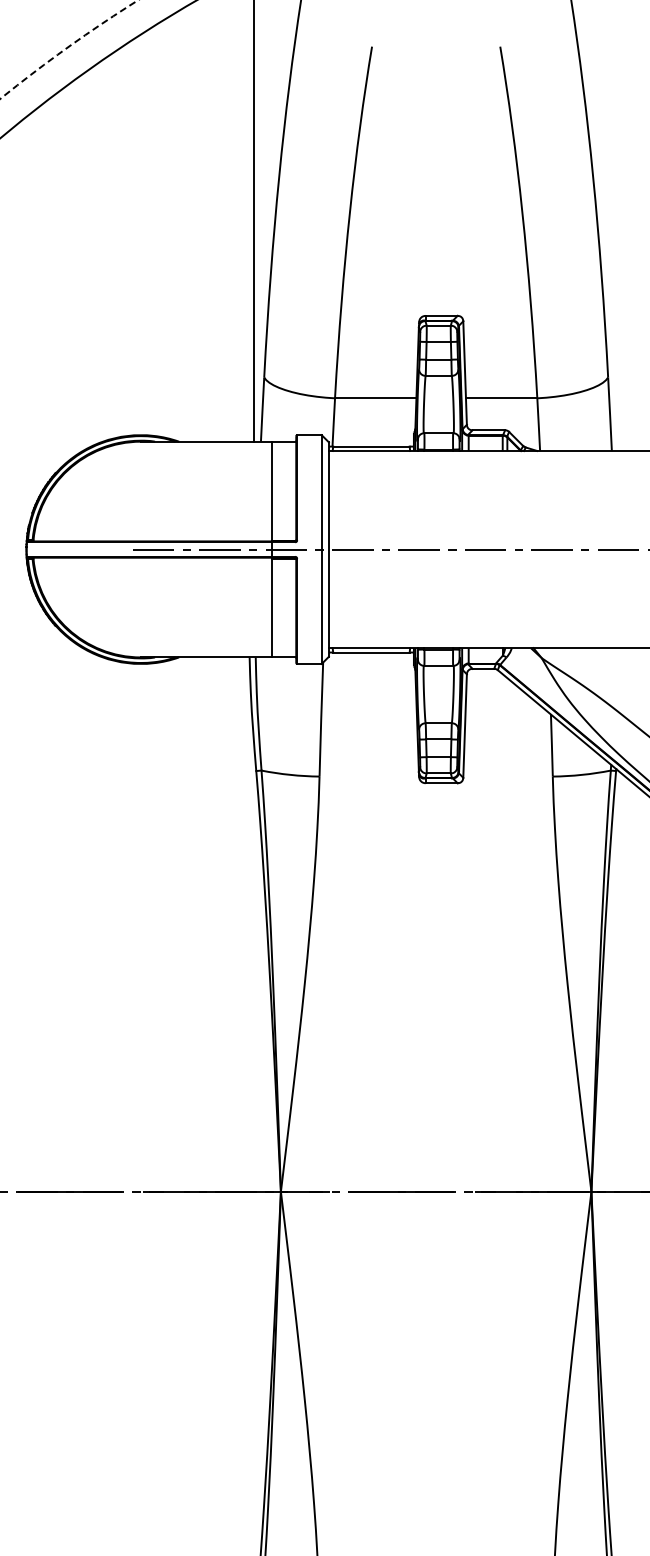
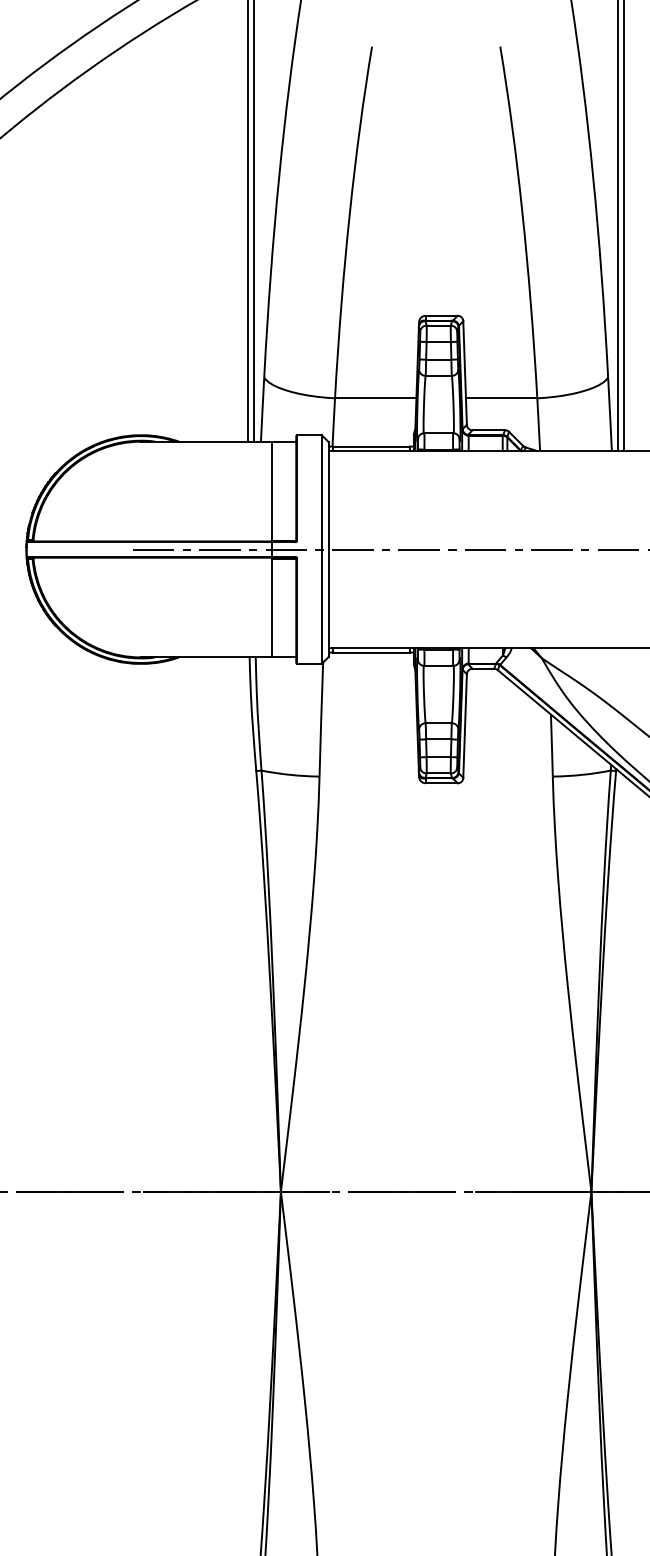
circle: dashed -> solid (69, 49)
line: none -> present (248, 221)
line: none -> present (617, 226)
line: none -> present (624, 226)
